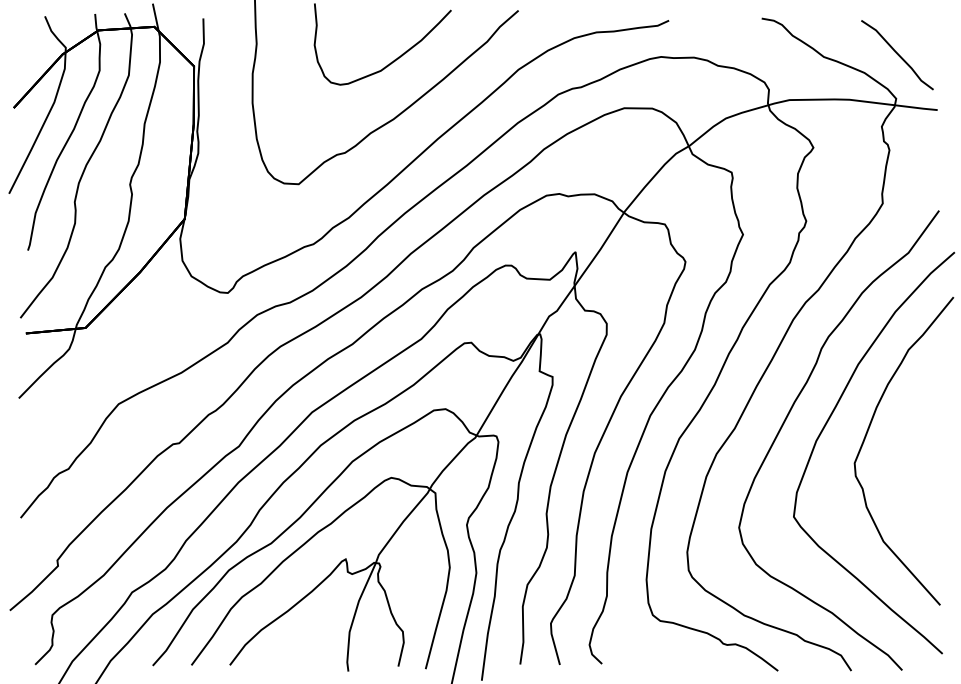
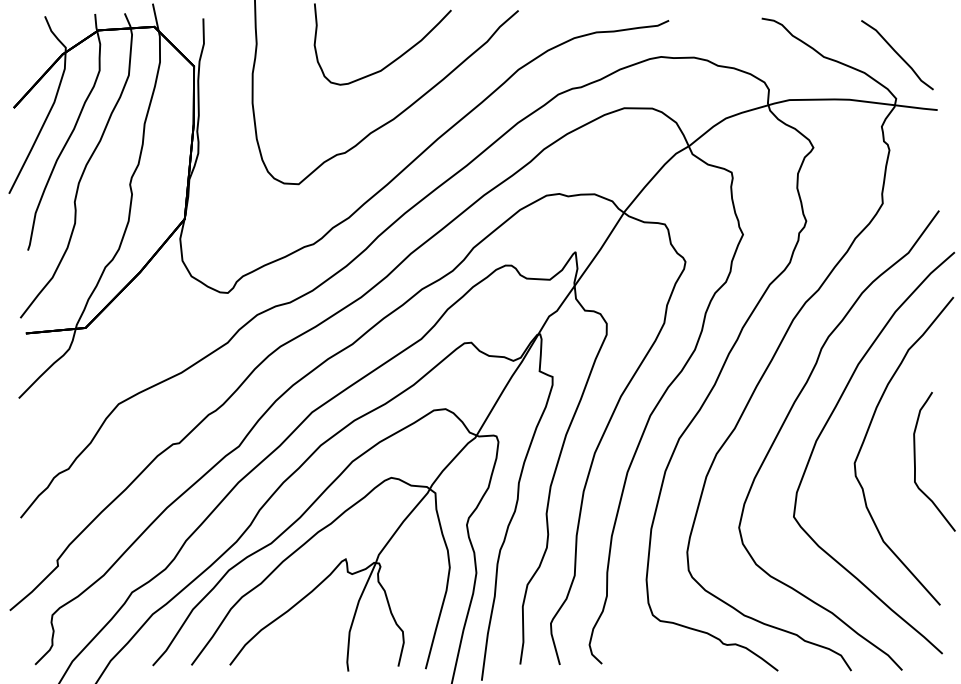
part: none -> present (915, 461)
